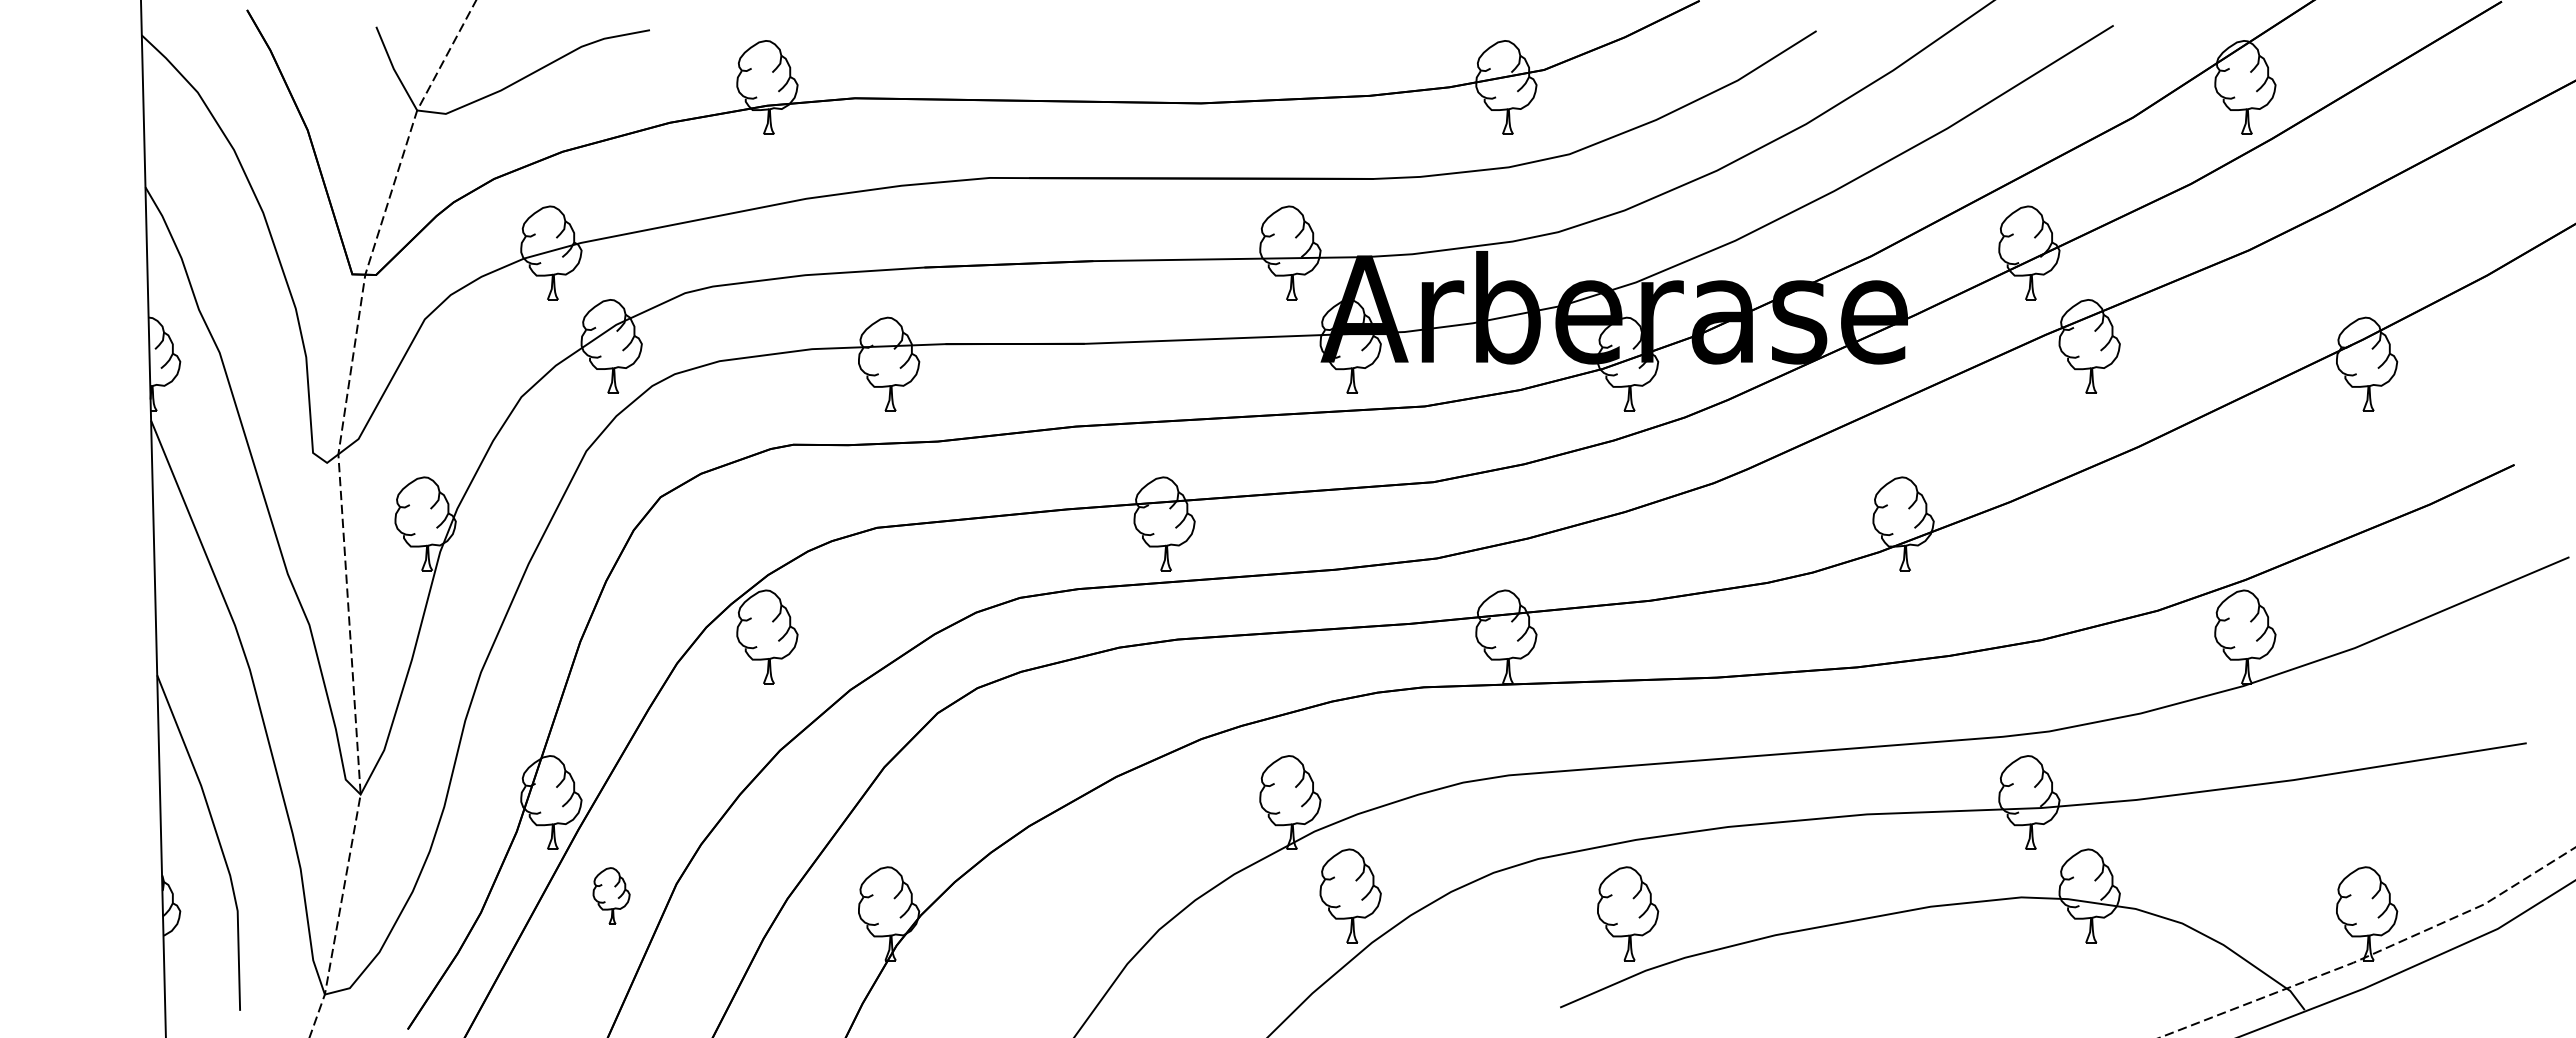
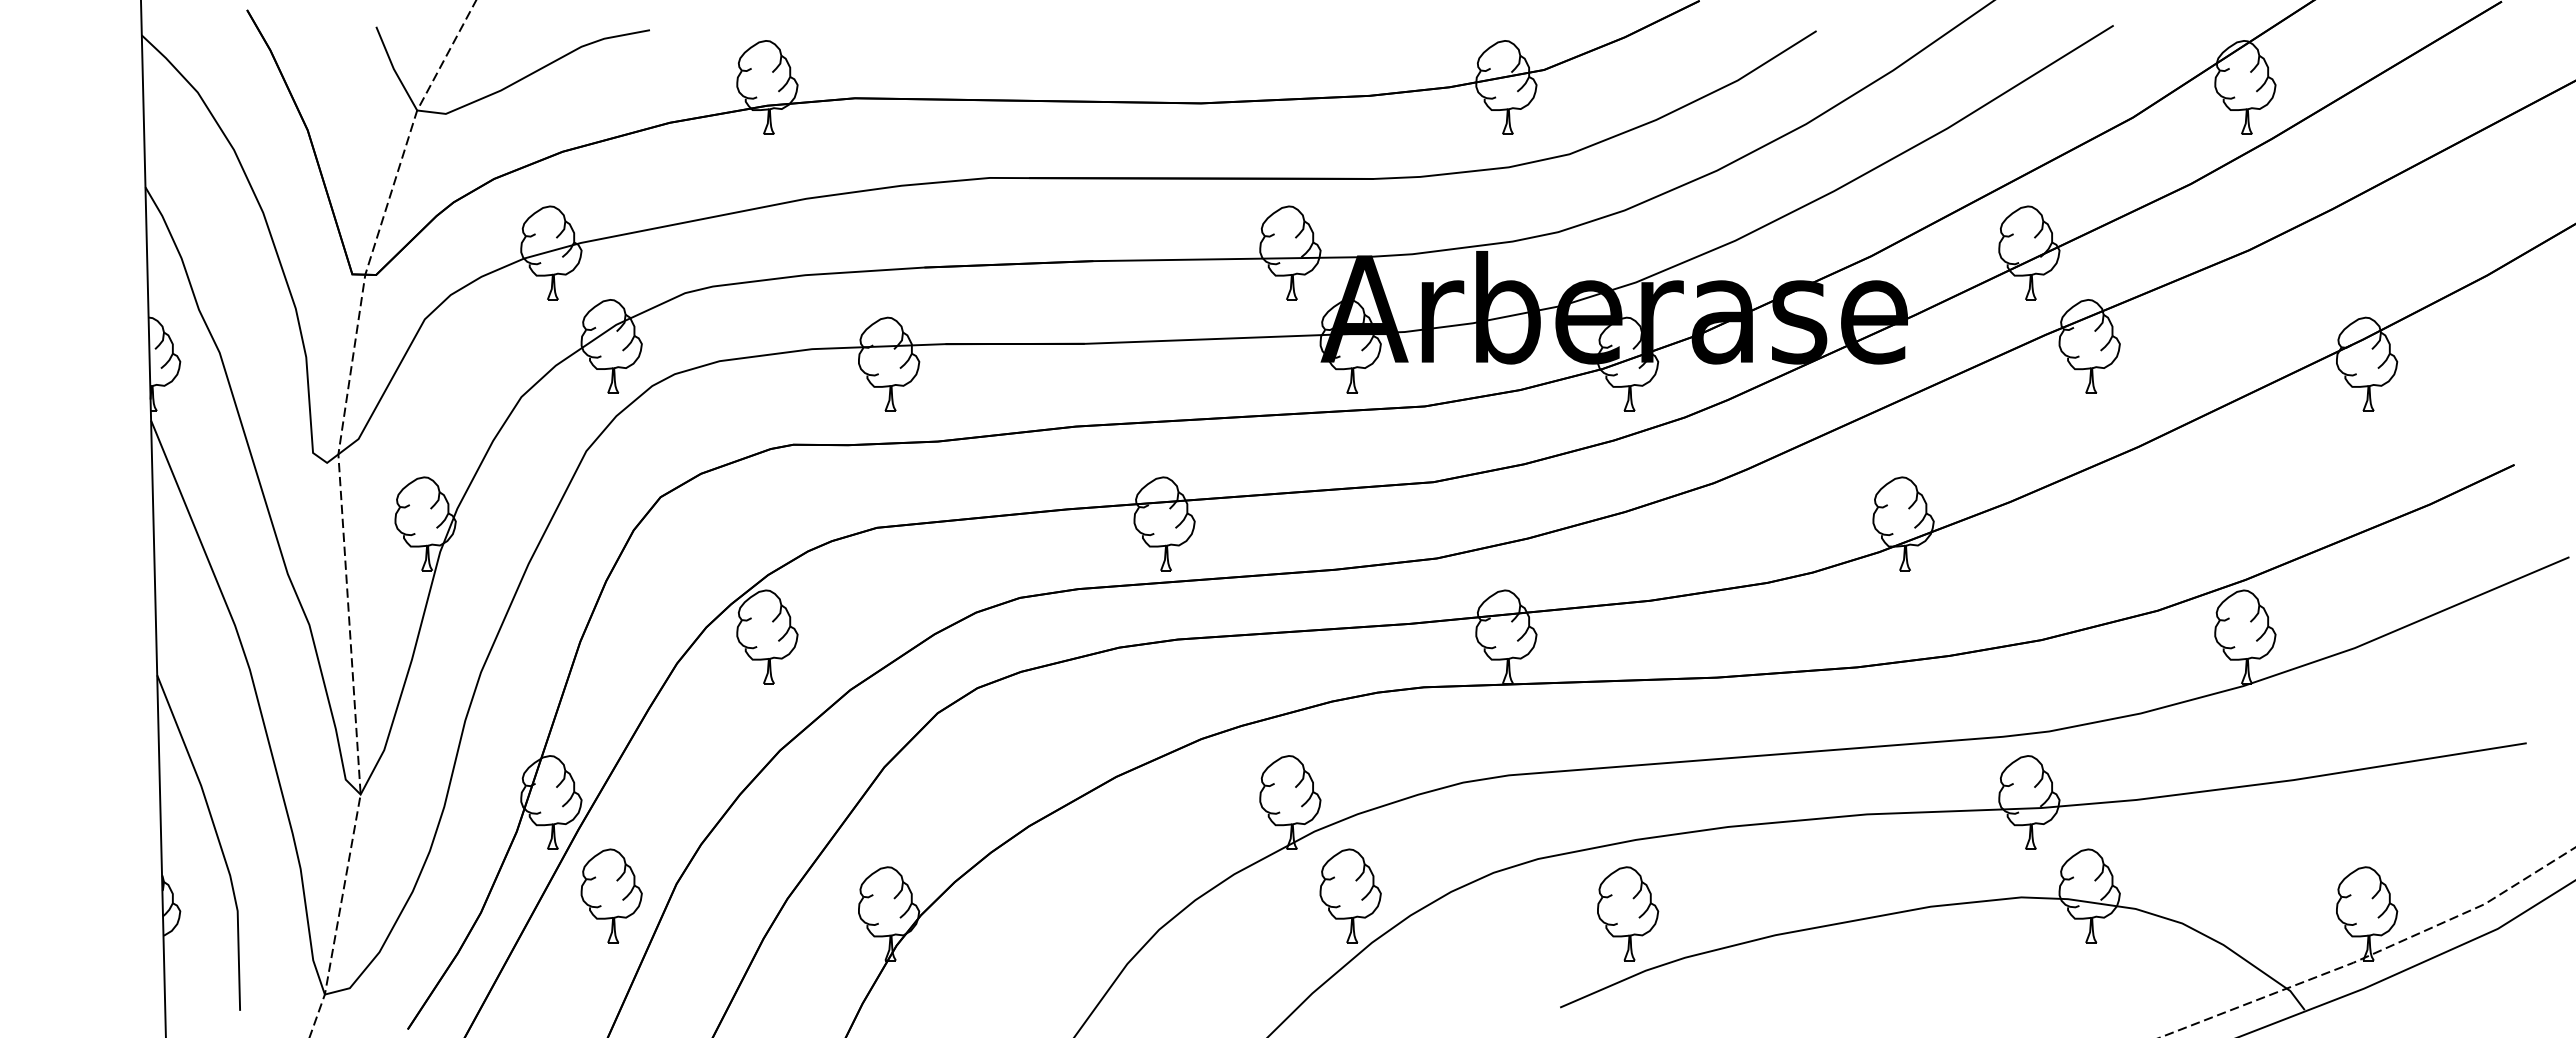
part size: 39x58 px -> 63x96 px (611, 895)
